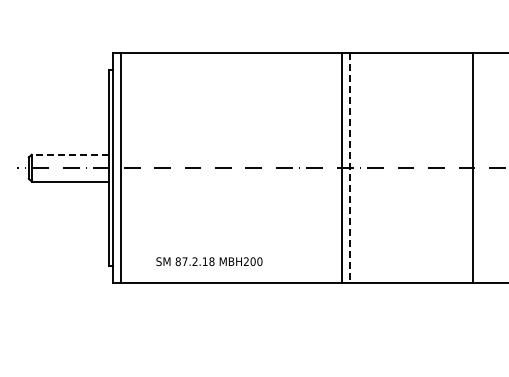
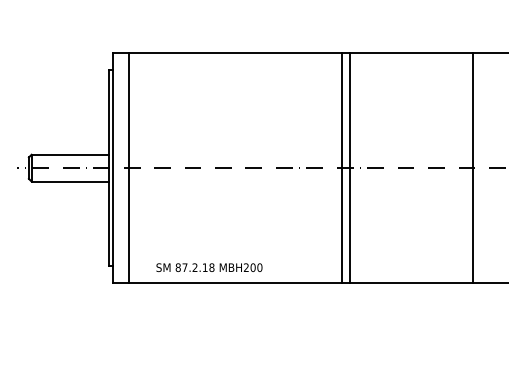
line: dashed -> solid (70, 154)
line position: (120, 167) -> (128, 167) (128, 167)
line: dashed -> solid (349, 168)
text position: (209, 261) -> (209, 267) (209, 267)
